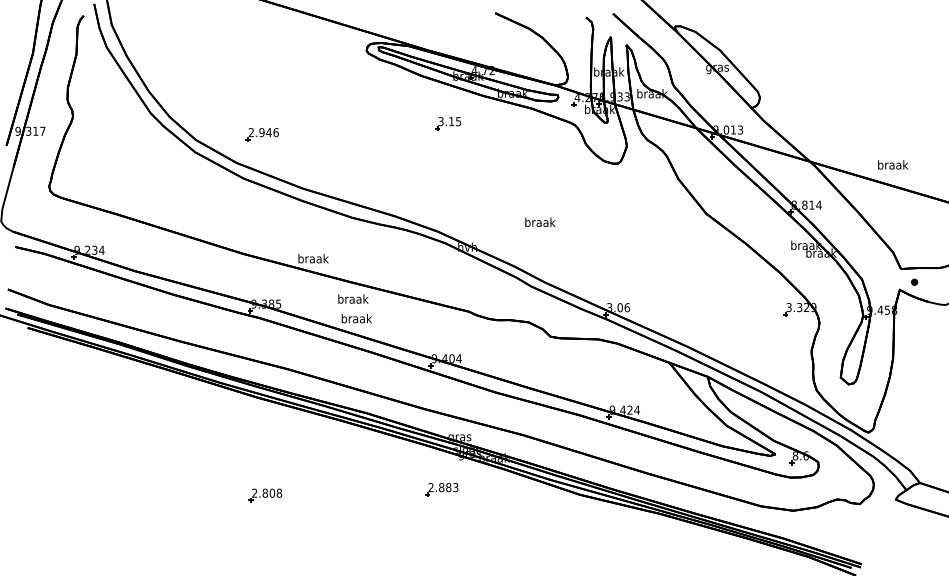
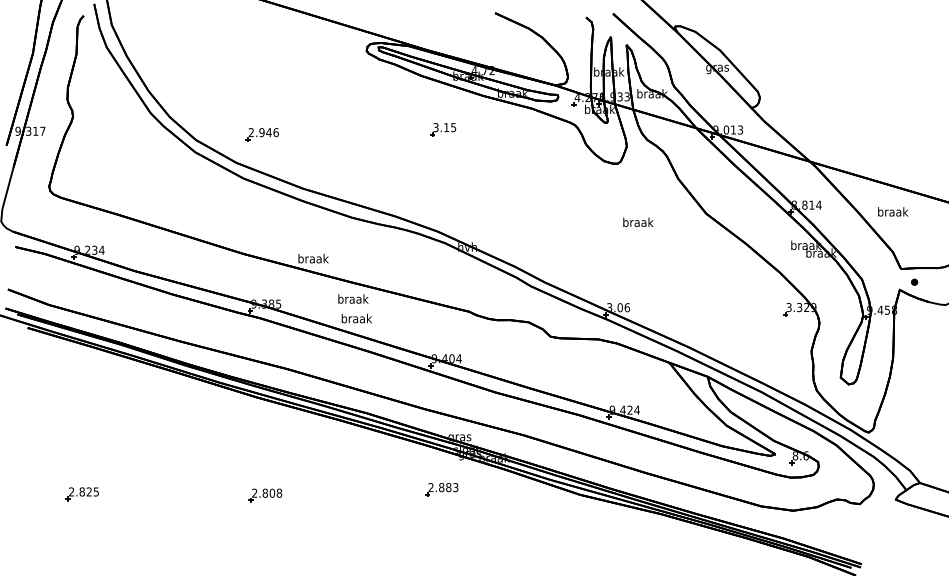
part position: (448, 123) -> (443, 129) (443, 129)
text position: (893, 164) -> (893, 211) (893, 211)
text position: (540, 221) -> (638, 221) (638, 221)
part: none -> present (81, 494)
